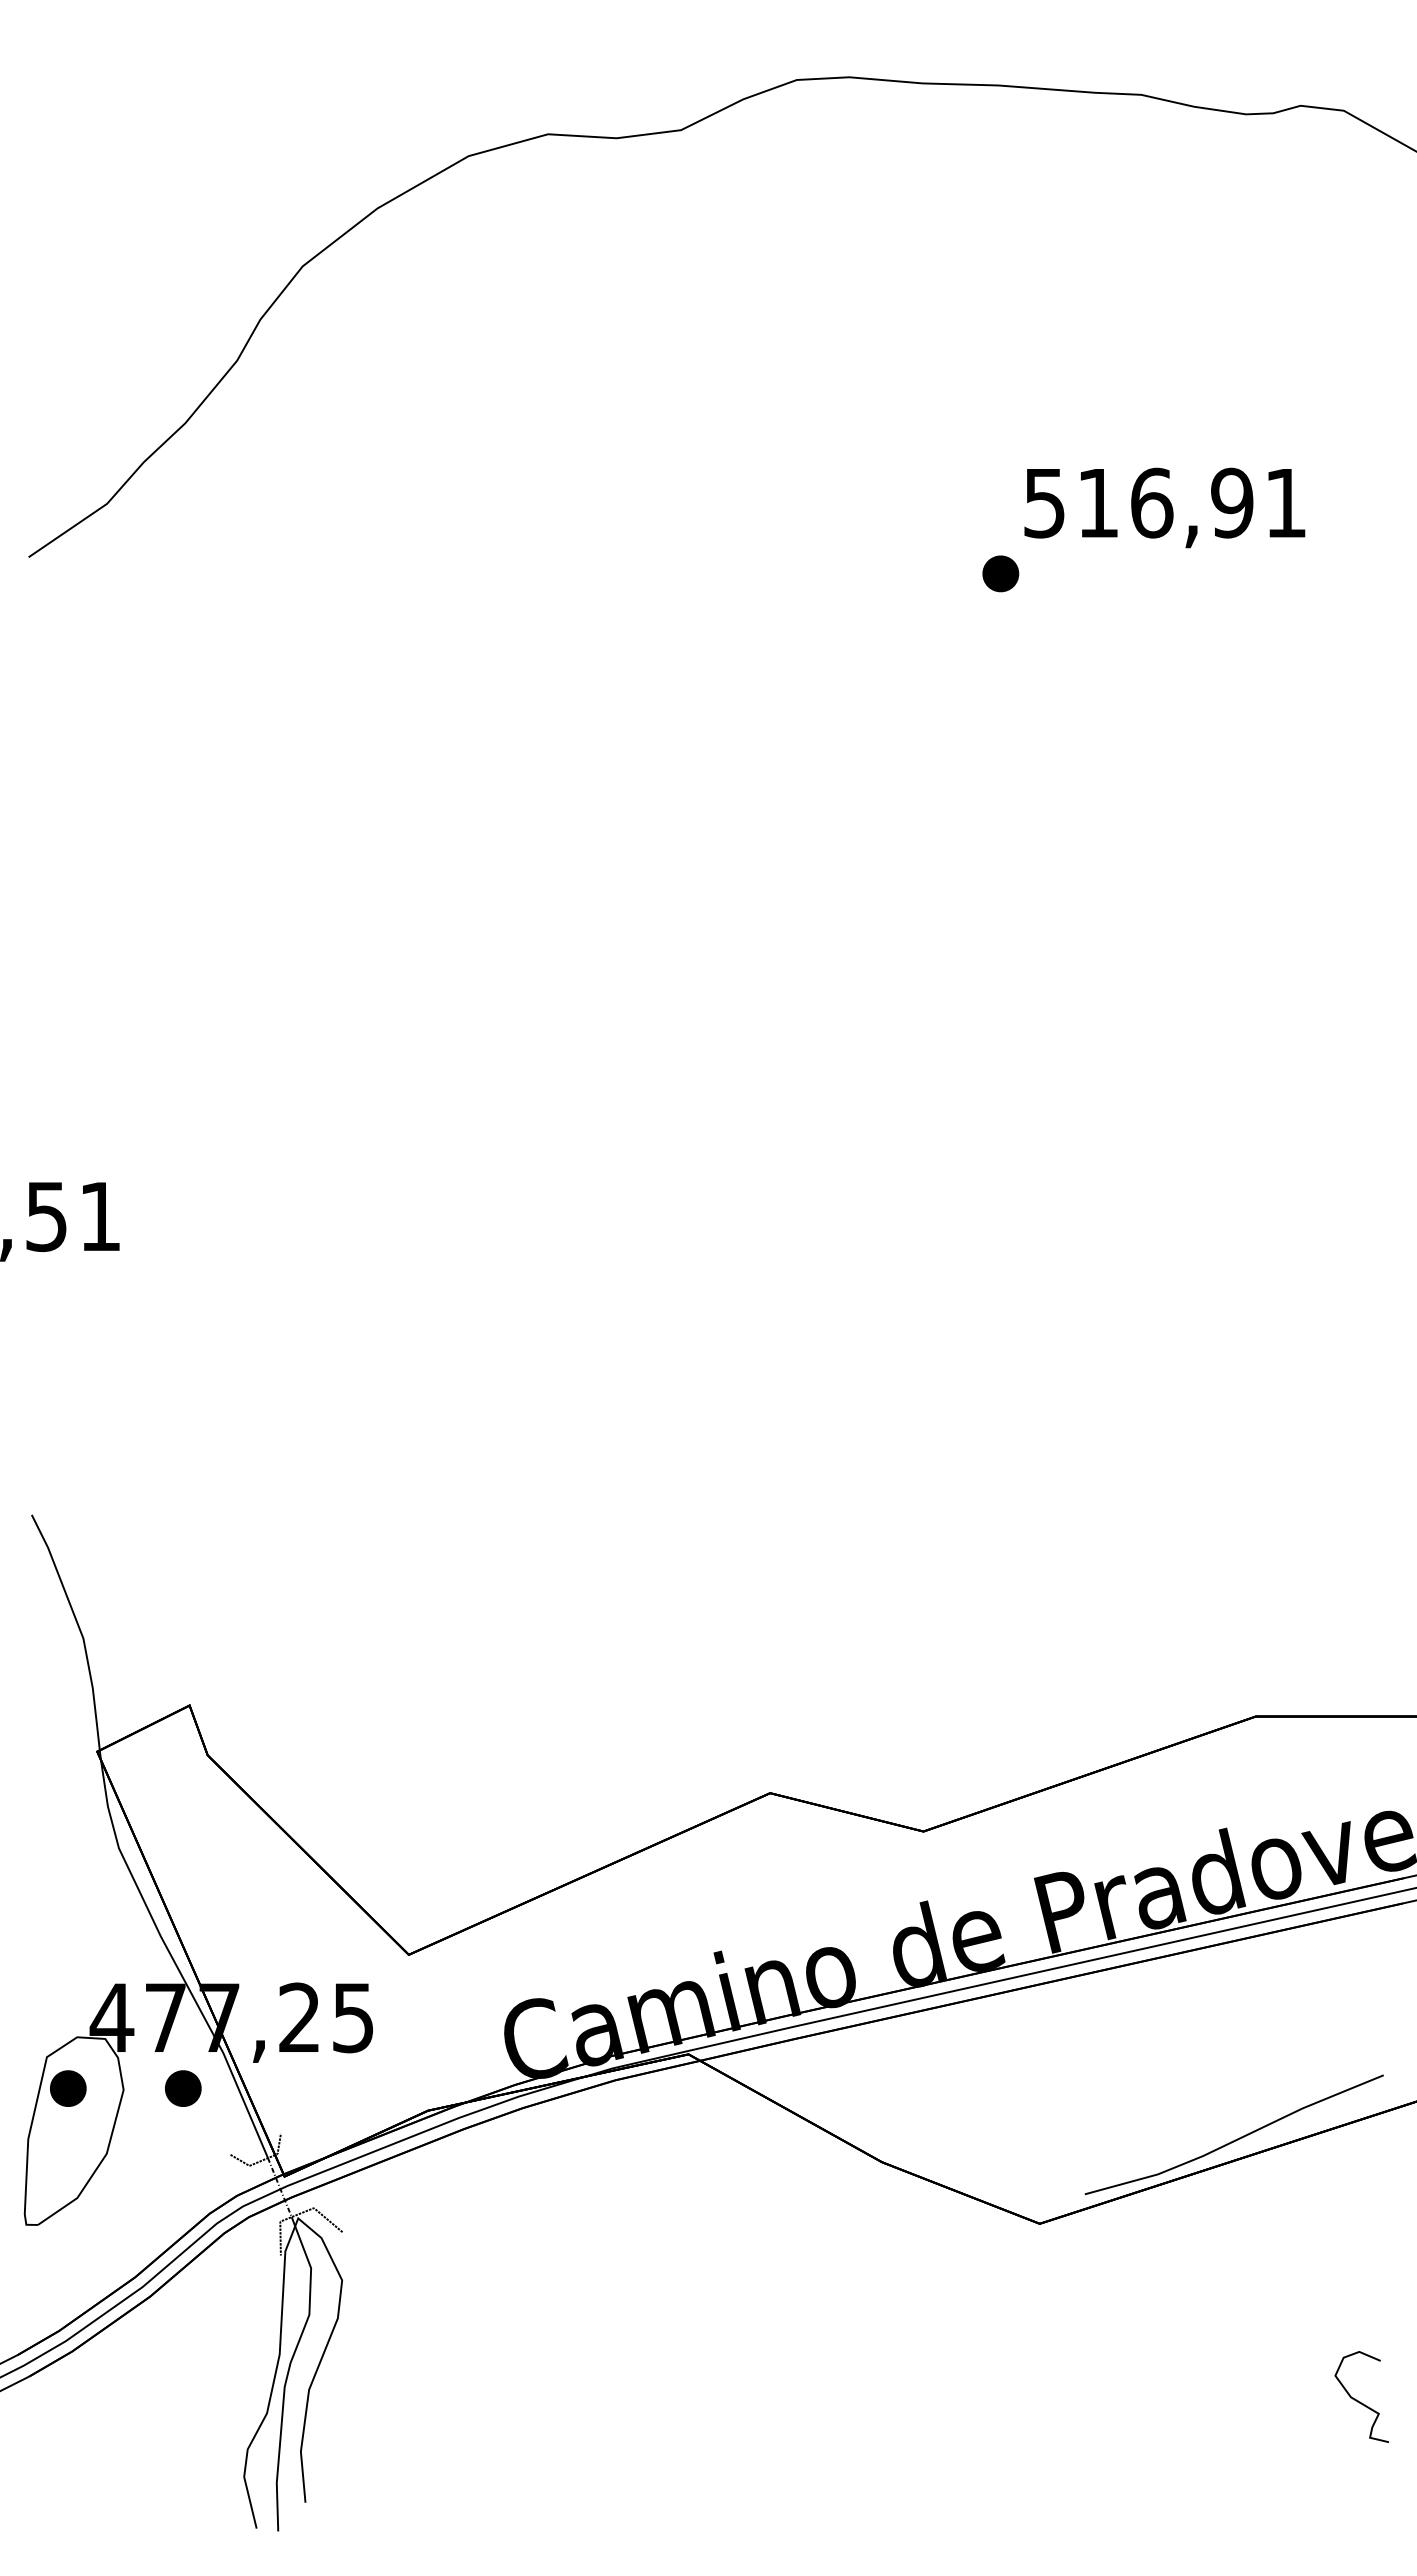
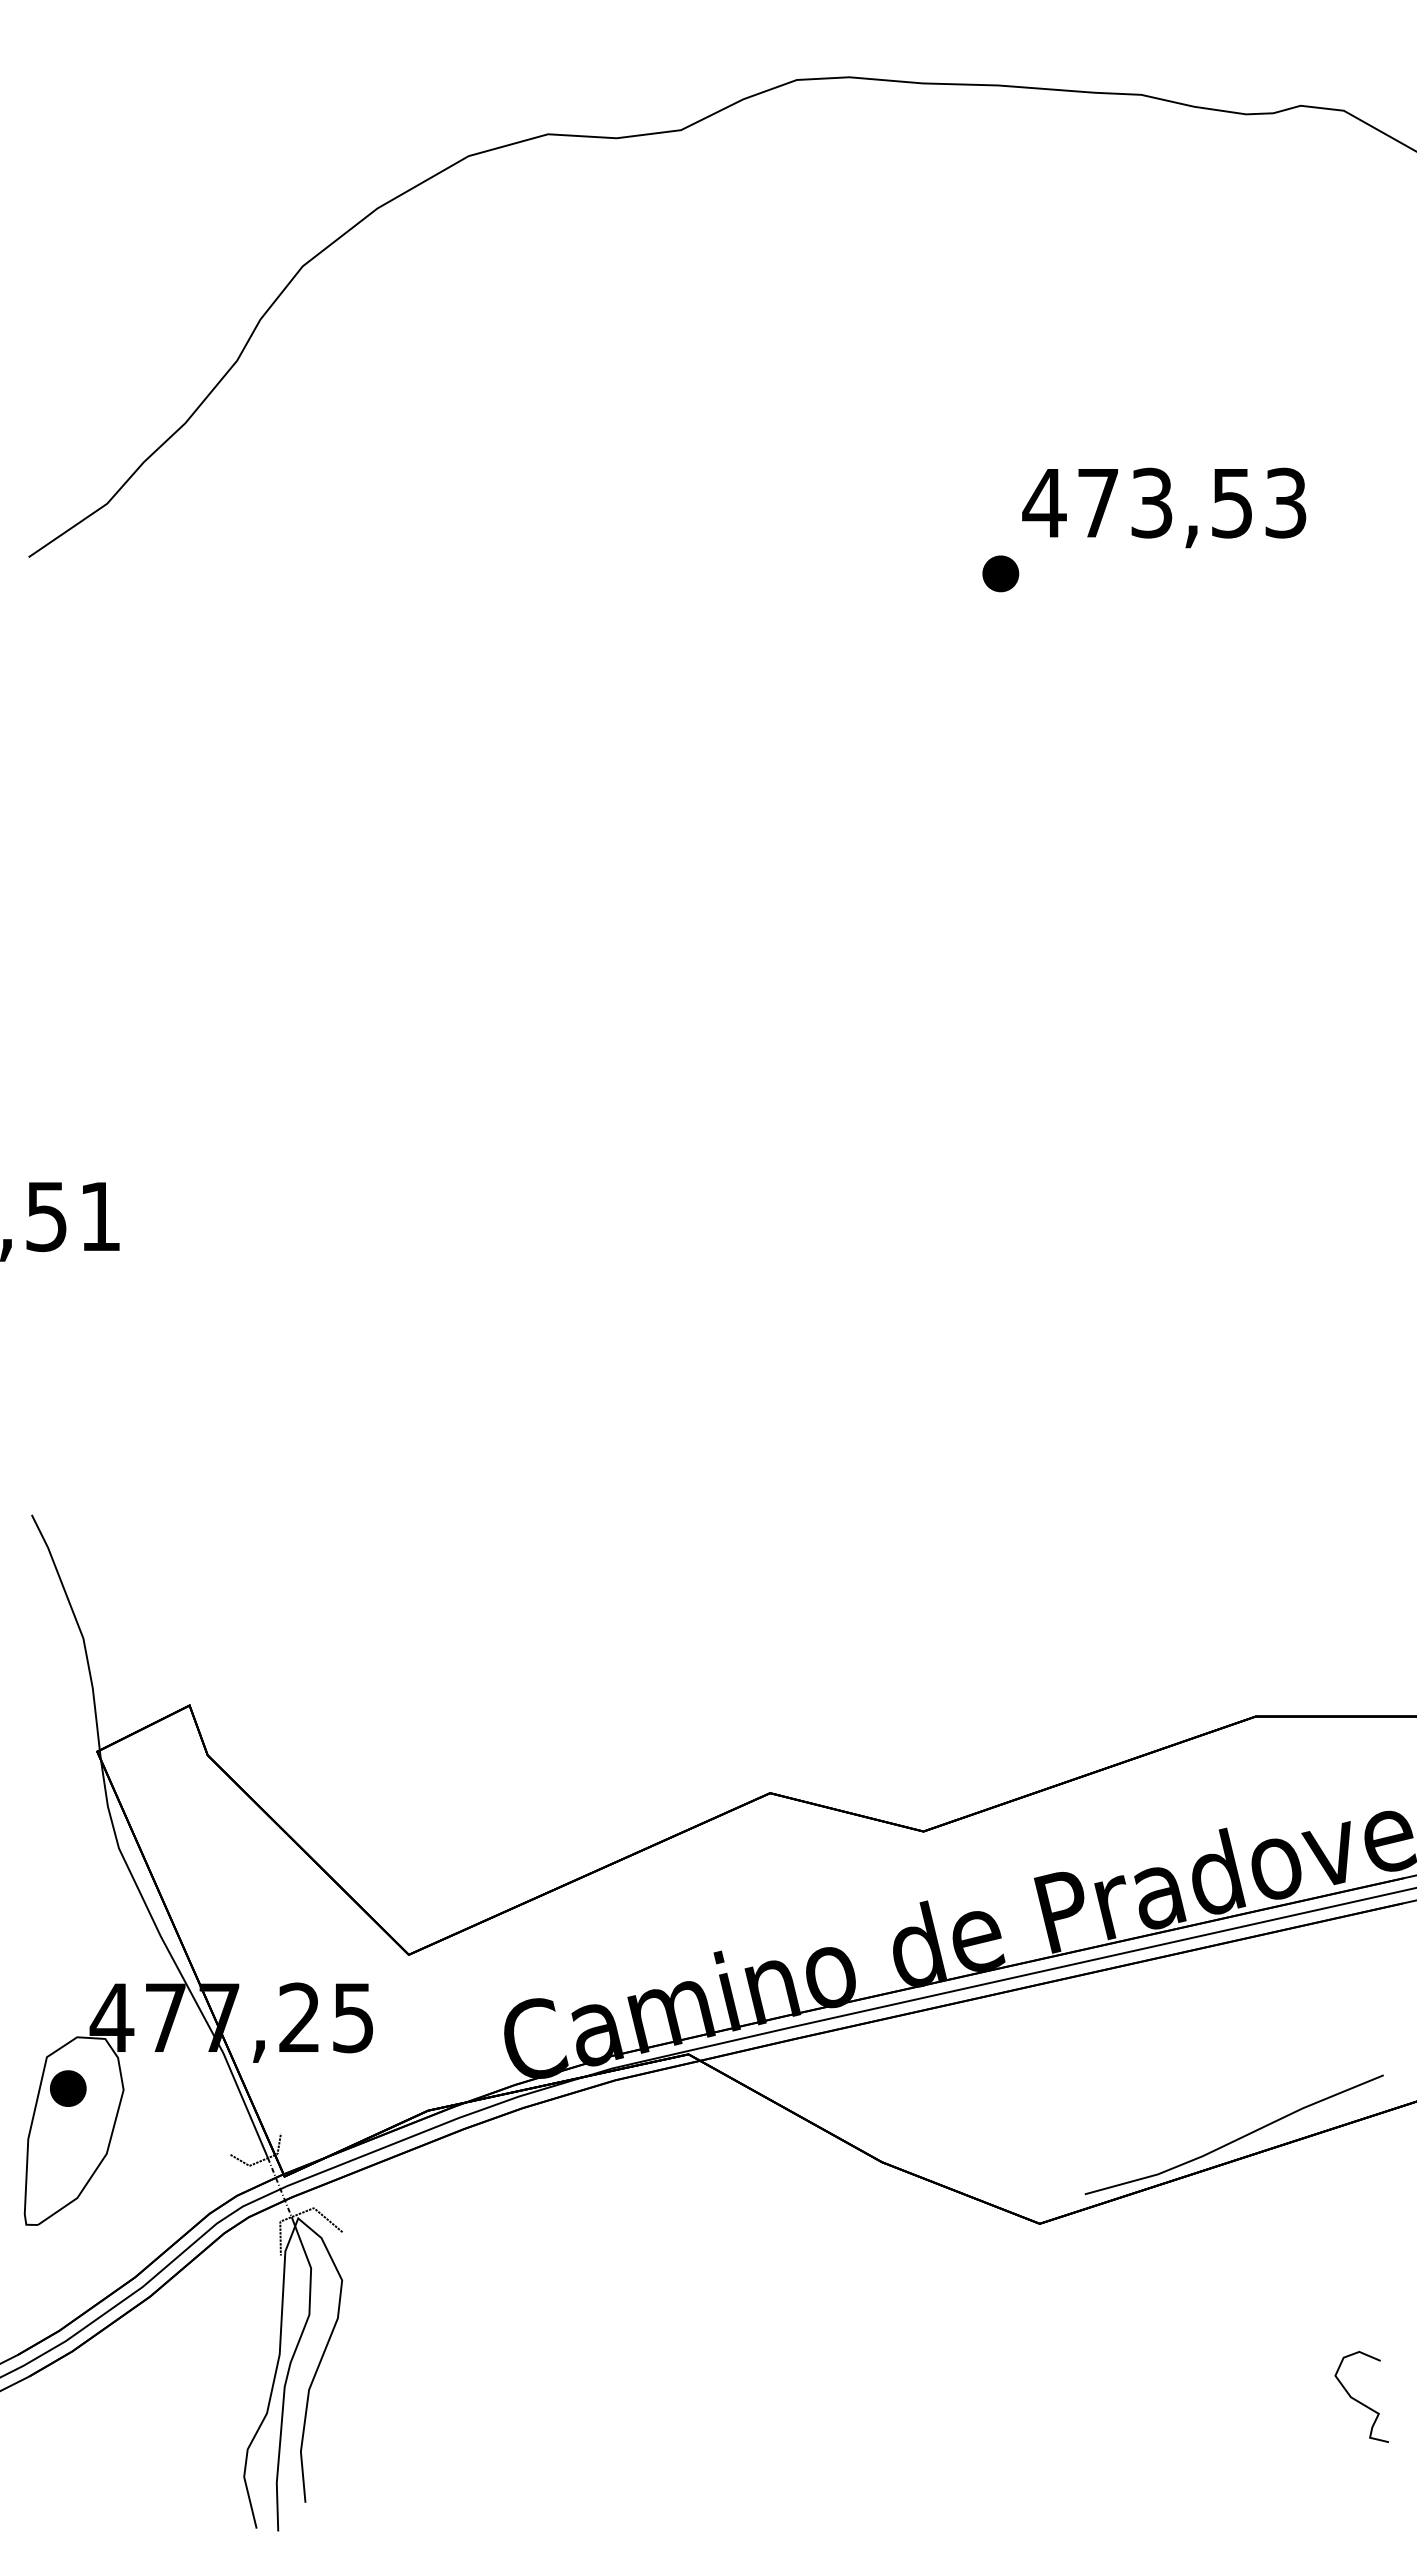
text: 516,91 -> 473,53 (1164, 502)
part: present -> none (183, 2088)
